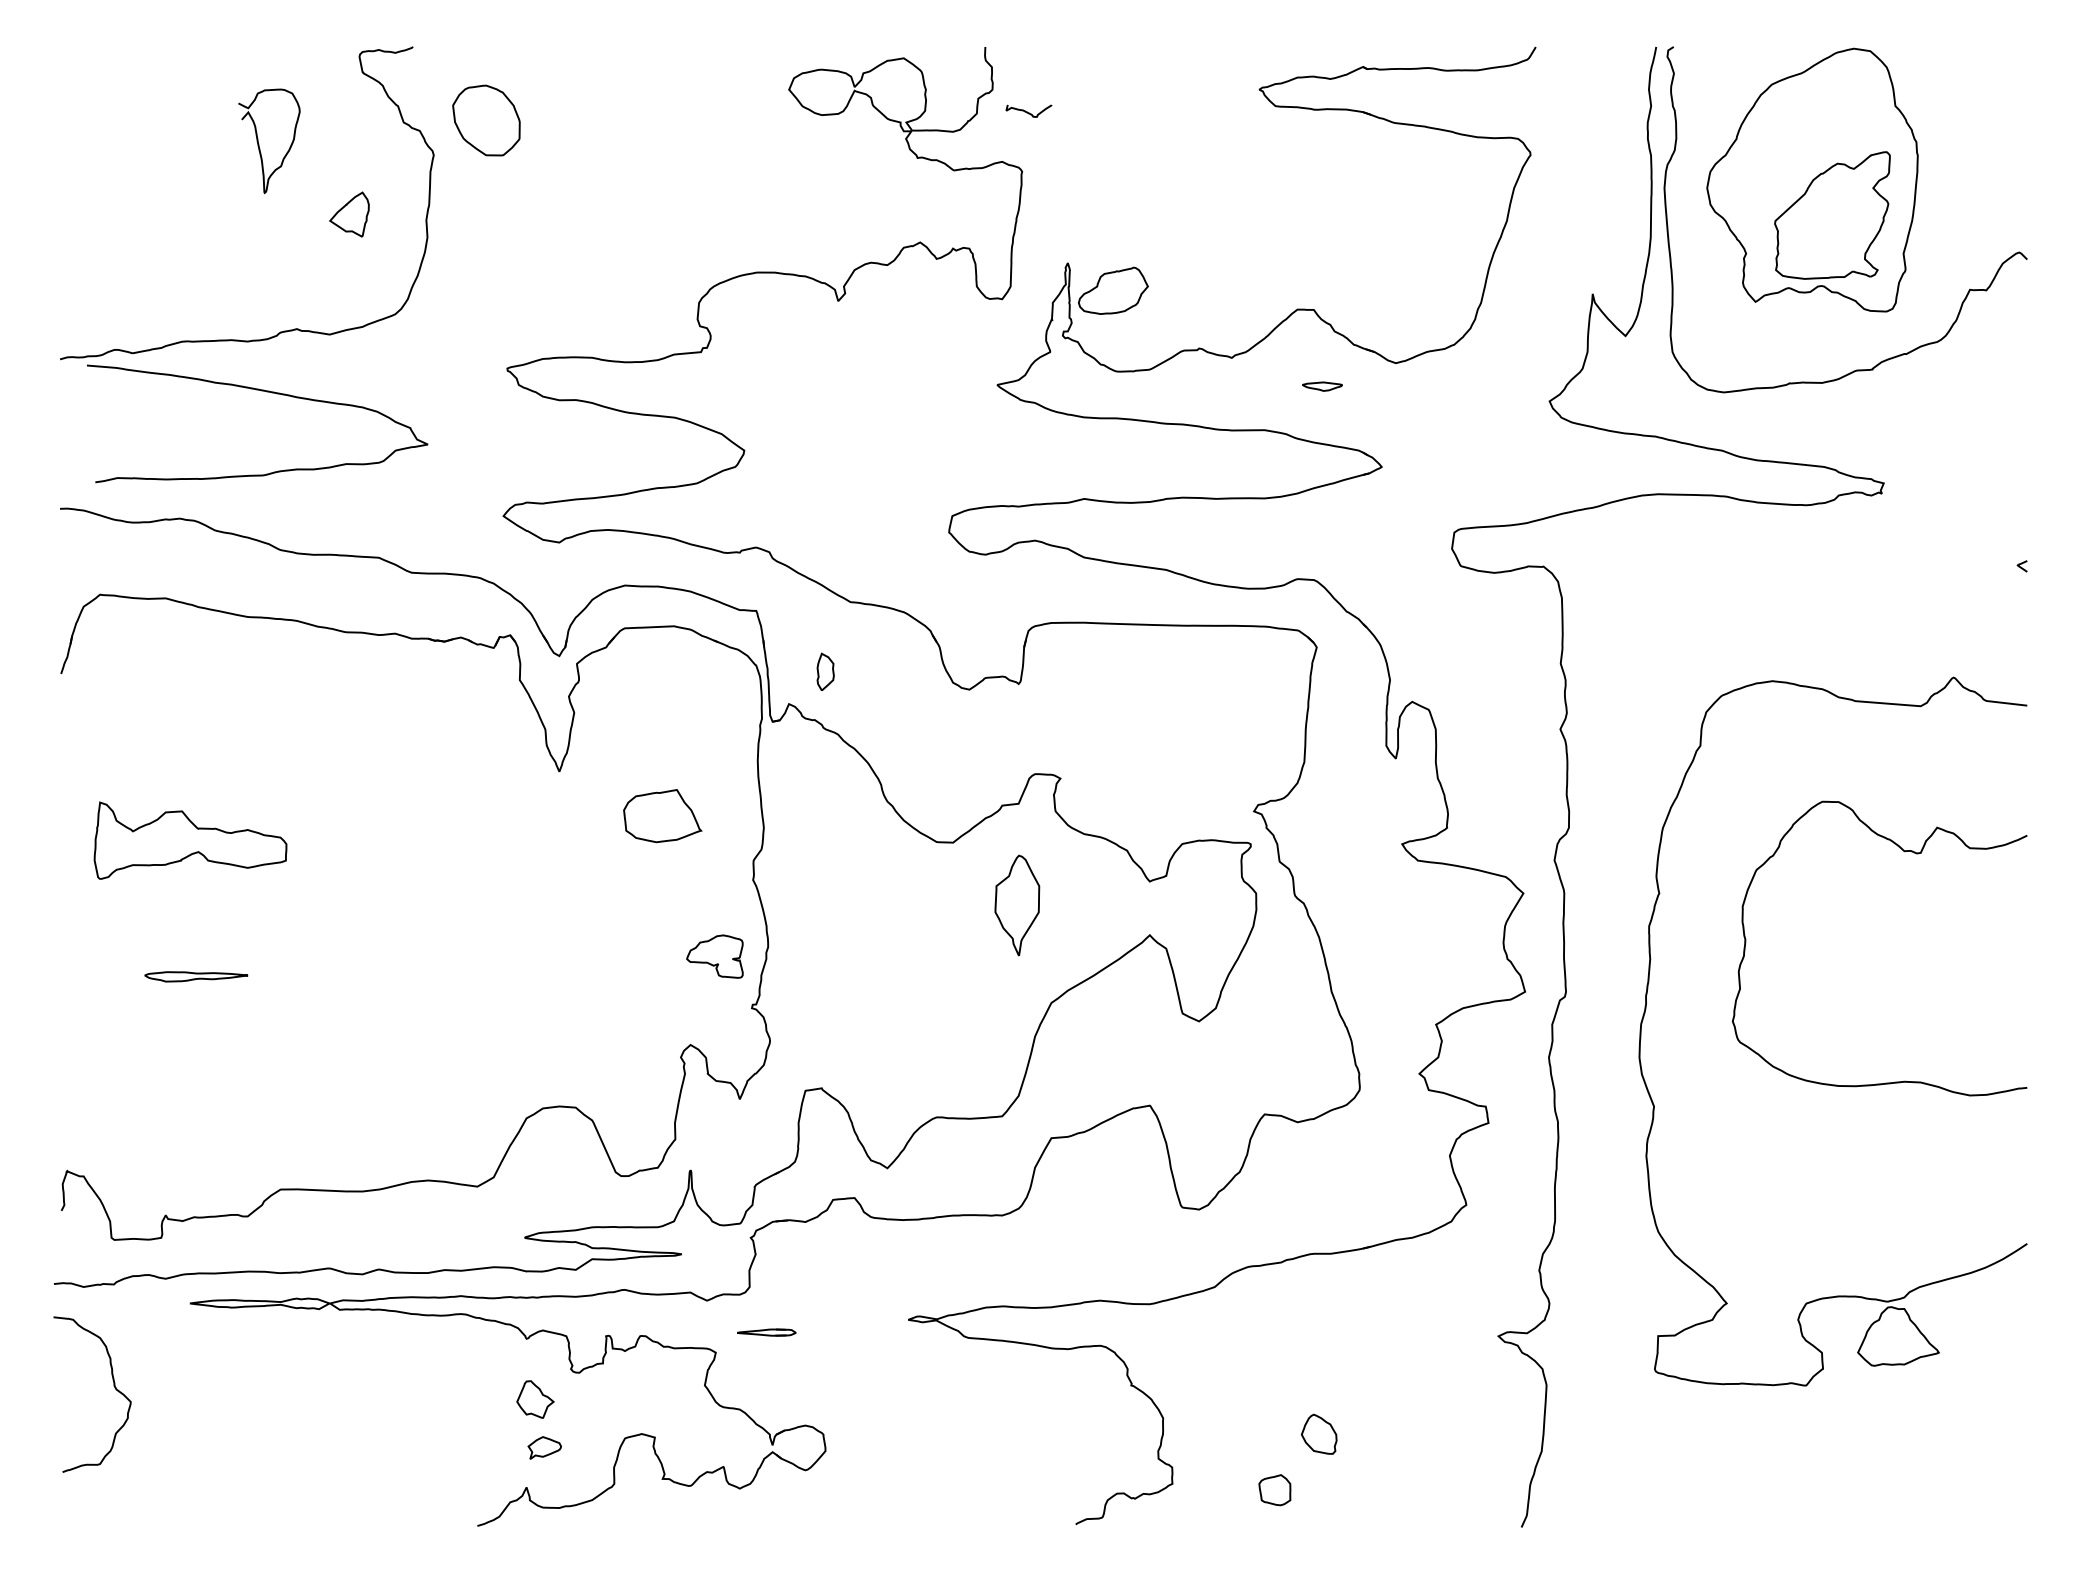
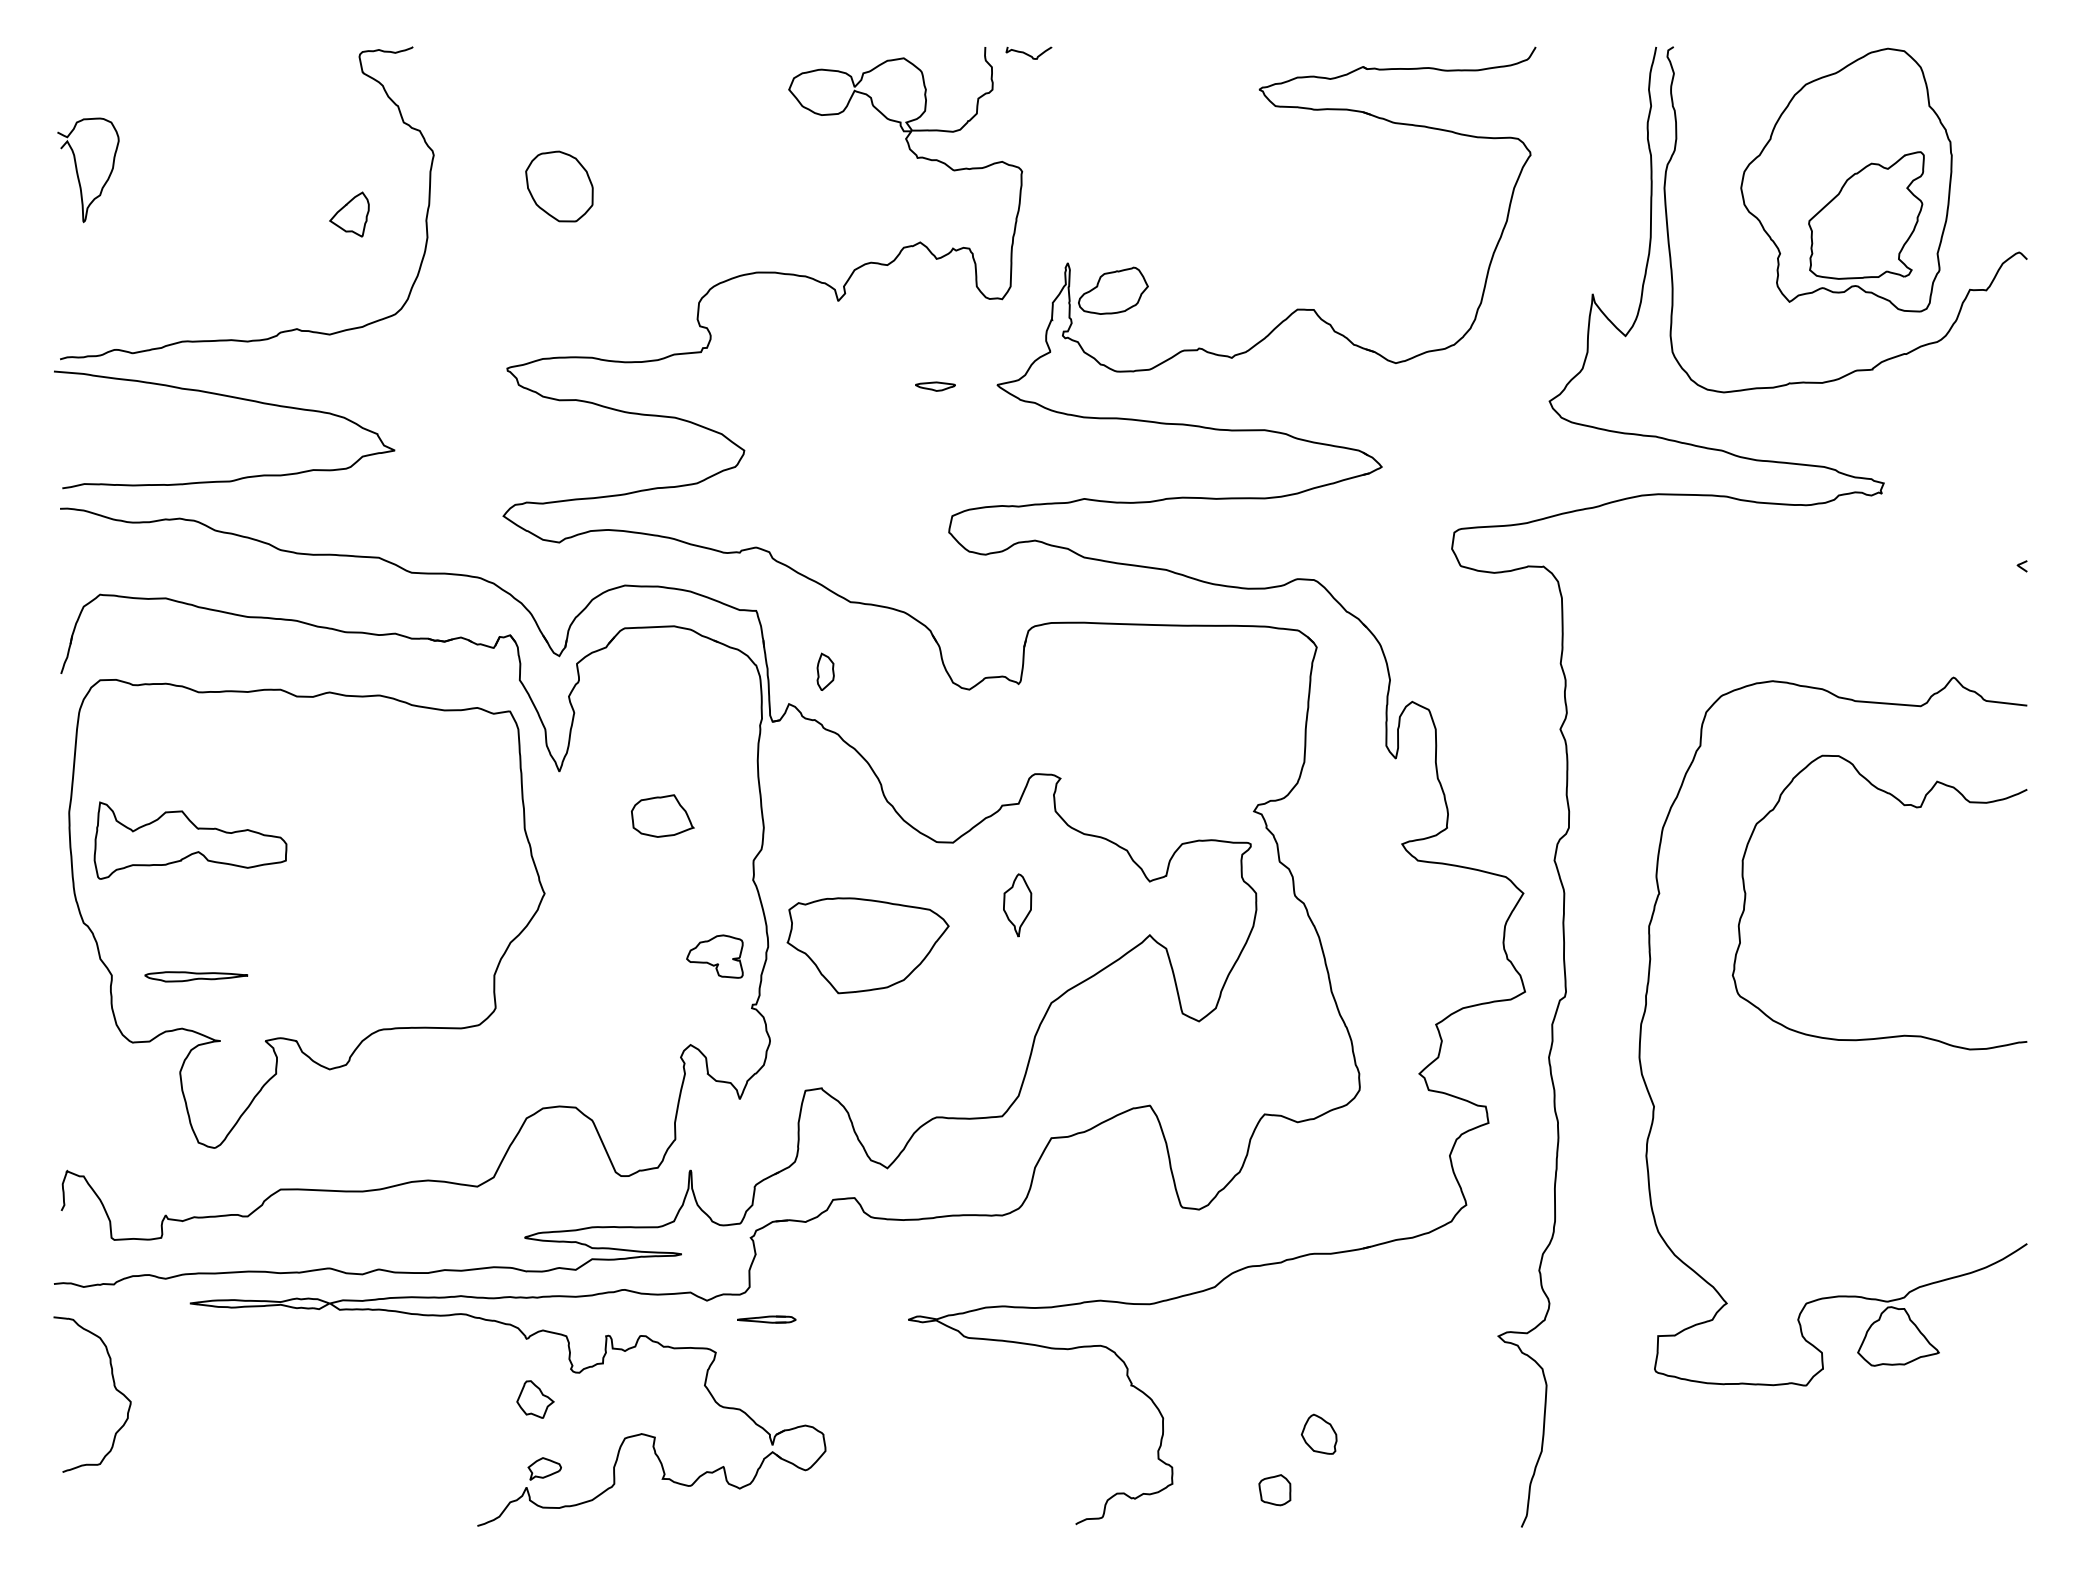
curve position: (1027, 111) -> (1027, 53) (1027, 53)
part position: (486, 120) -> (559, 186) (559, 186)
curve position: (259, 144) -> (78, 173) (78, 173)
part position: (1812, 179) -> (1846, 179) (1846, 179)
part position: (1322, 386) -> (935, 386) (935, 386)
curve position: (261, 391) -> (228, 397) (228, 397)
part size: 80x55 px -> 64x44 px (662, 815)
curve position: (1904, 852) -> (1904, 806) (1904, 806)
part size: 47x103 px -> 30x65 px (1017, 905)
part: none -> present (306, 913)
part: none -> present (867, 945)
part position: (766, 1332) -> (766, 1319) (766, 1319)
part position: (544, 1447) -> (544, 1468) (544, 1468)
